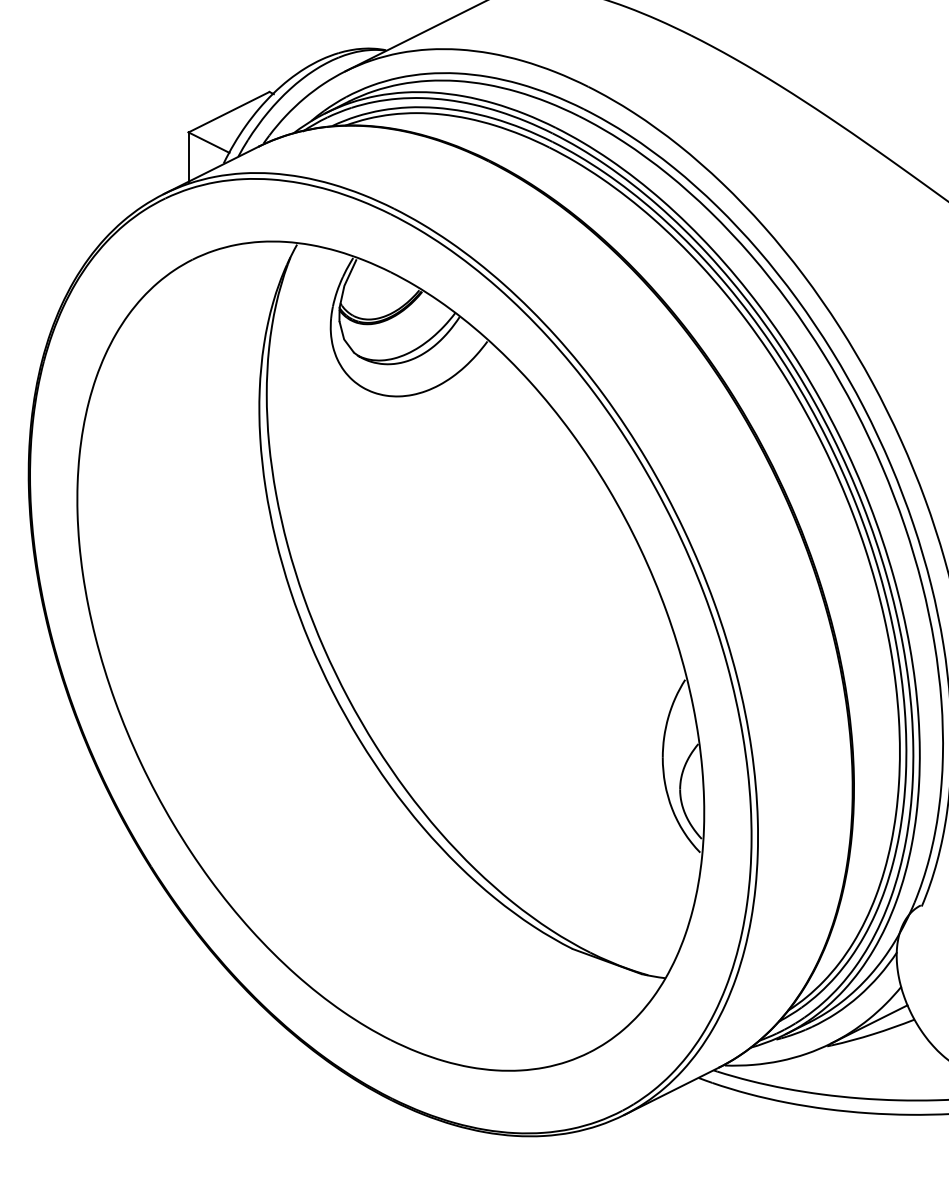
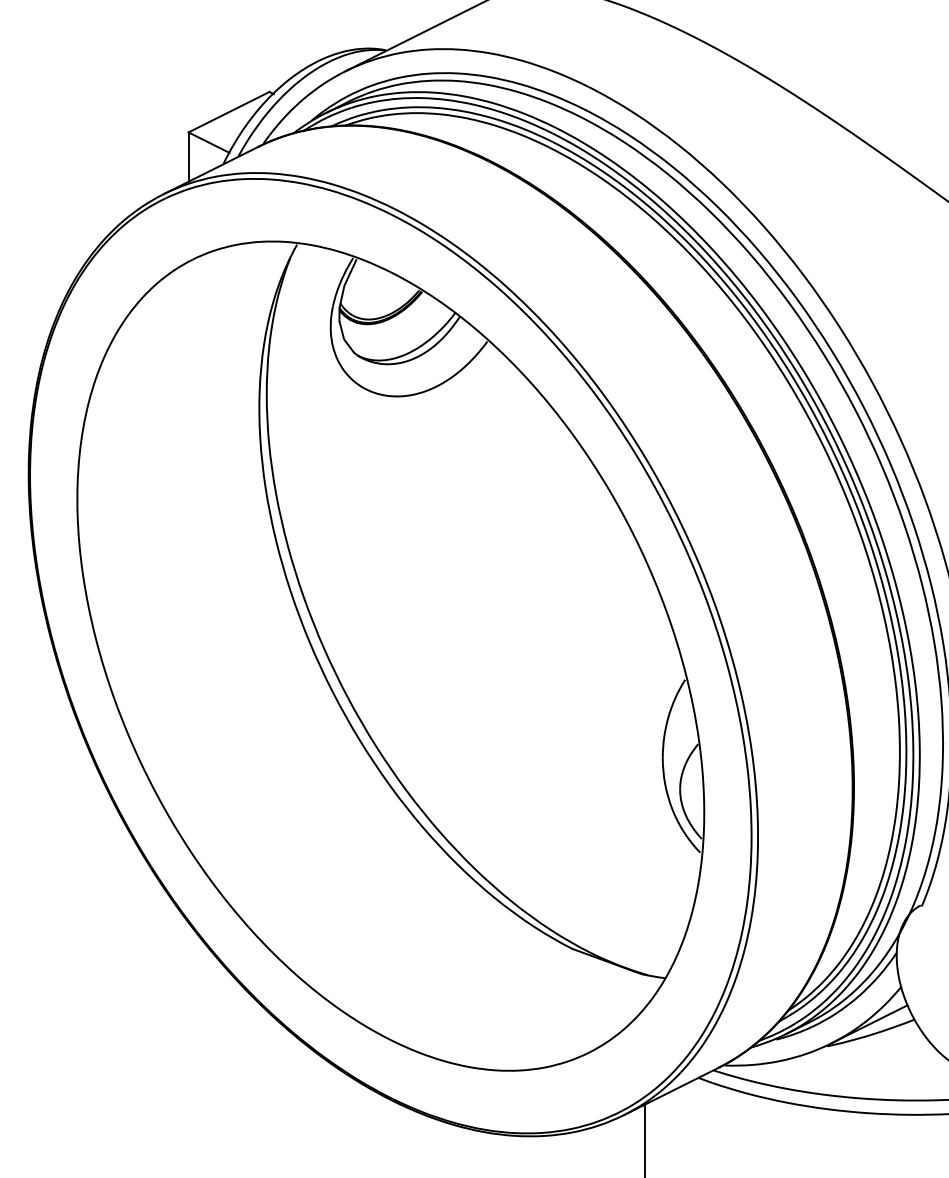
line: none -> present (644, 1139)
